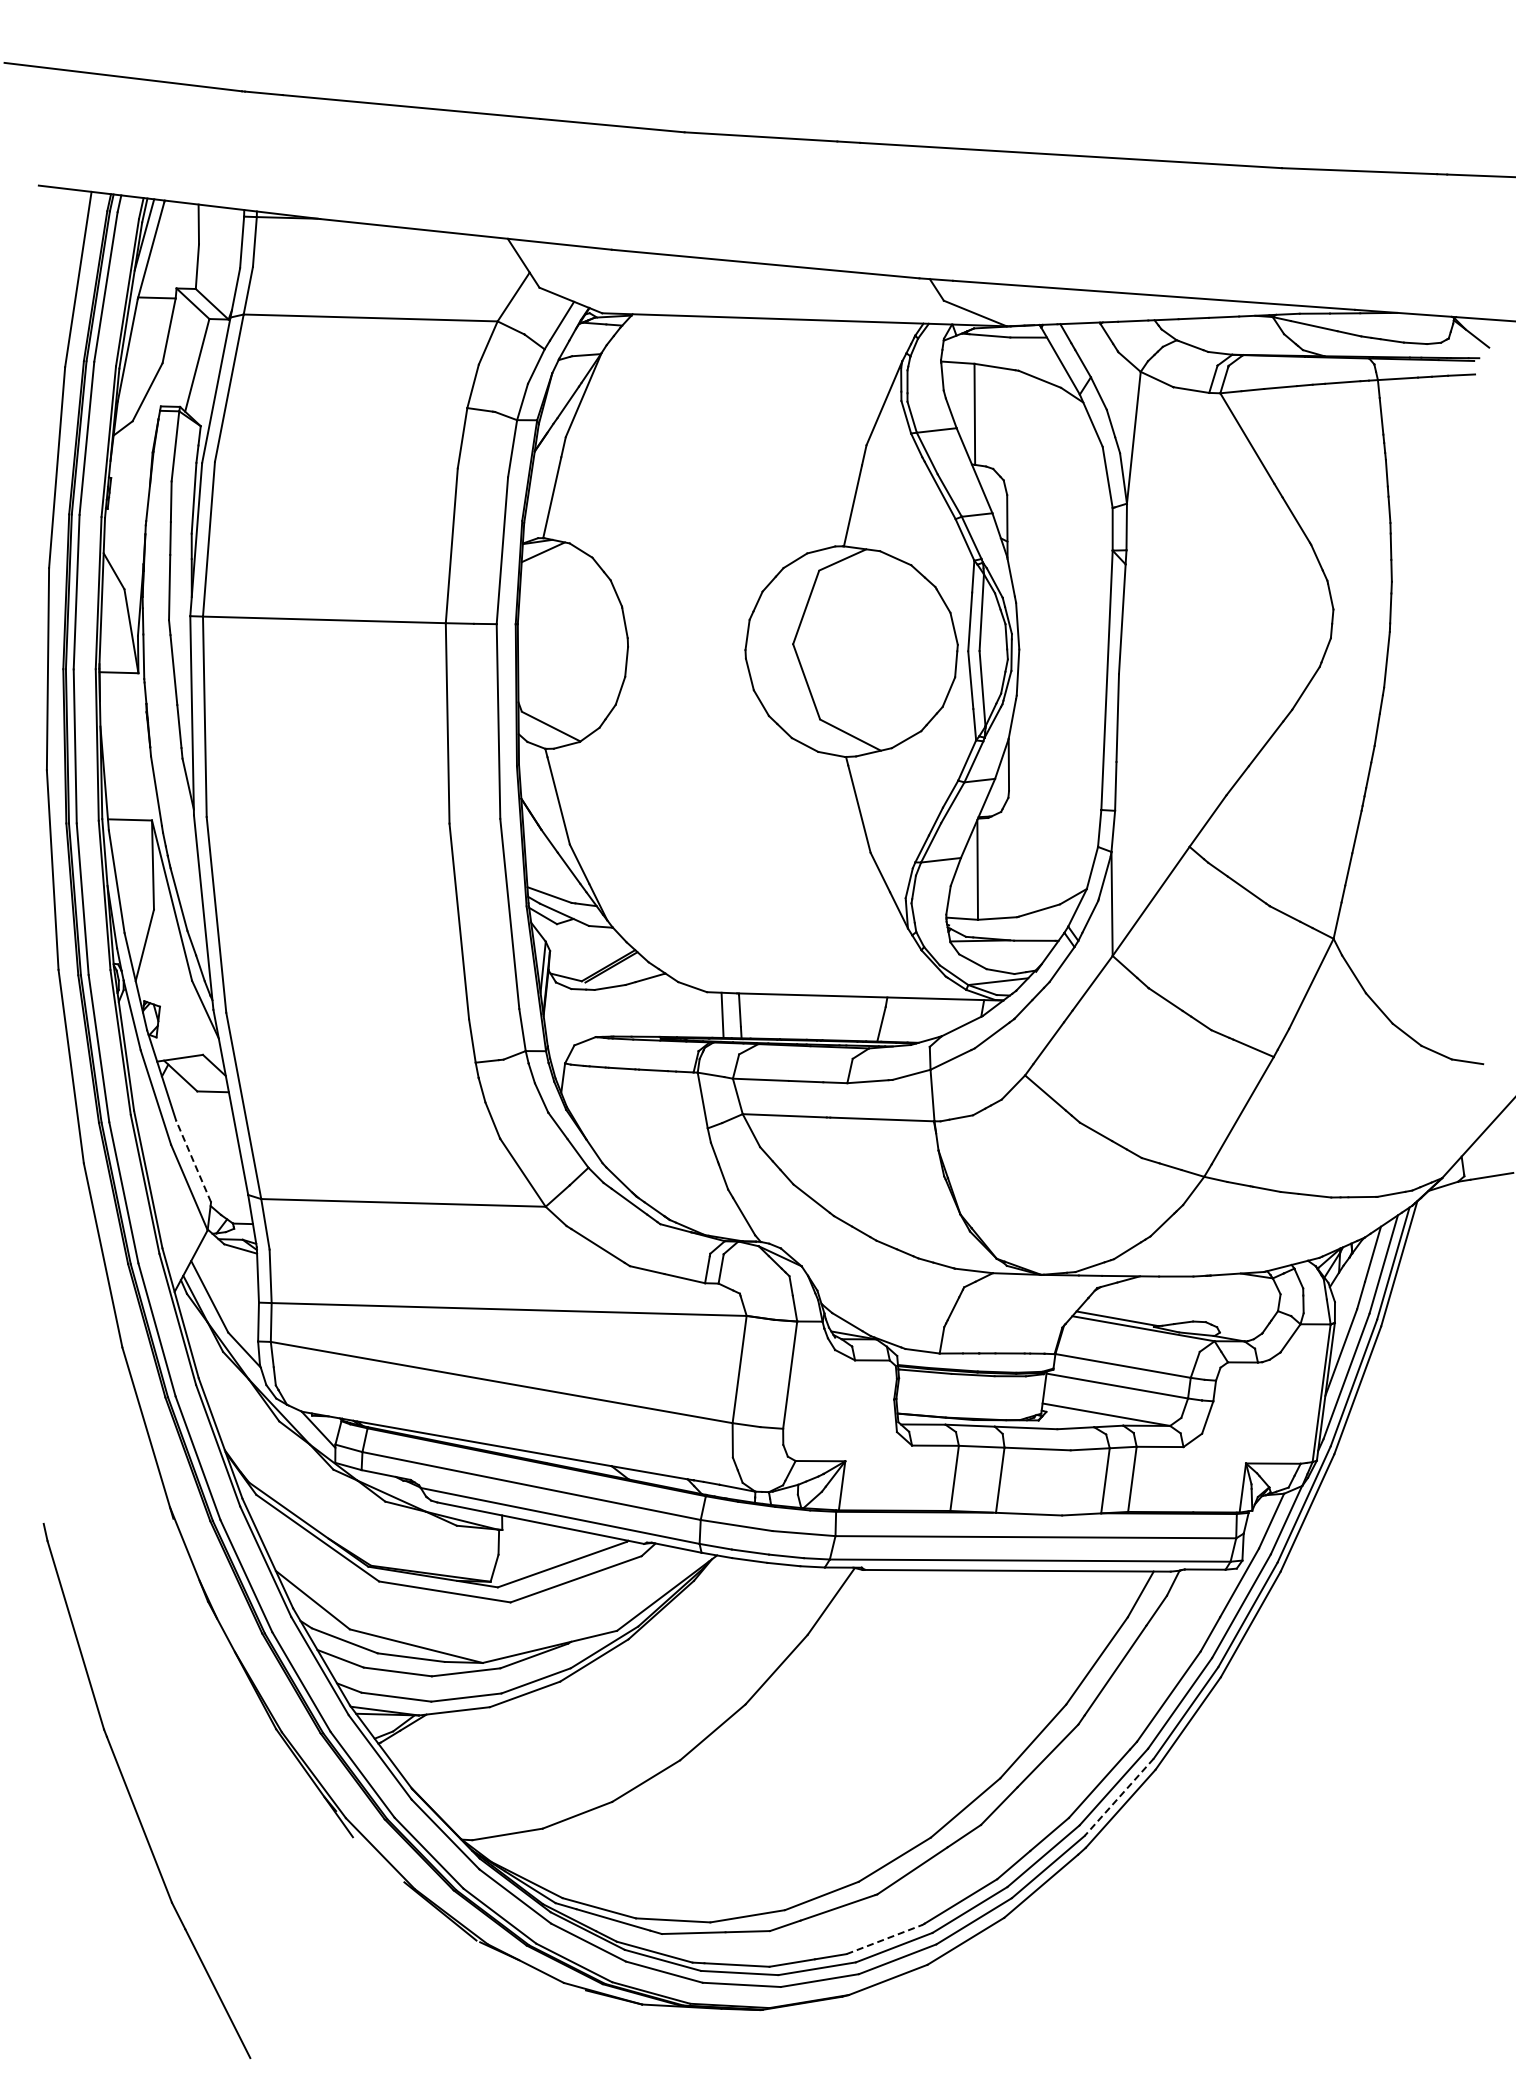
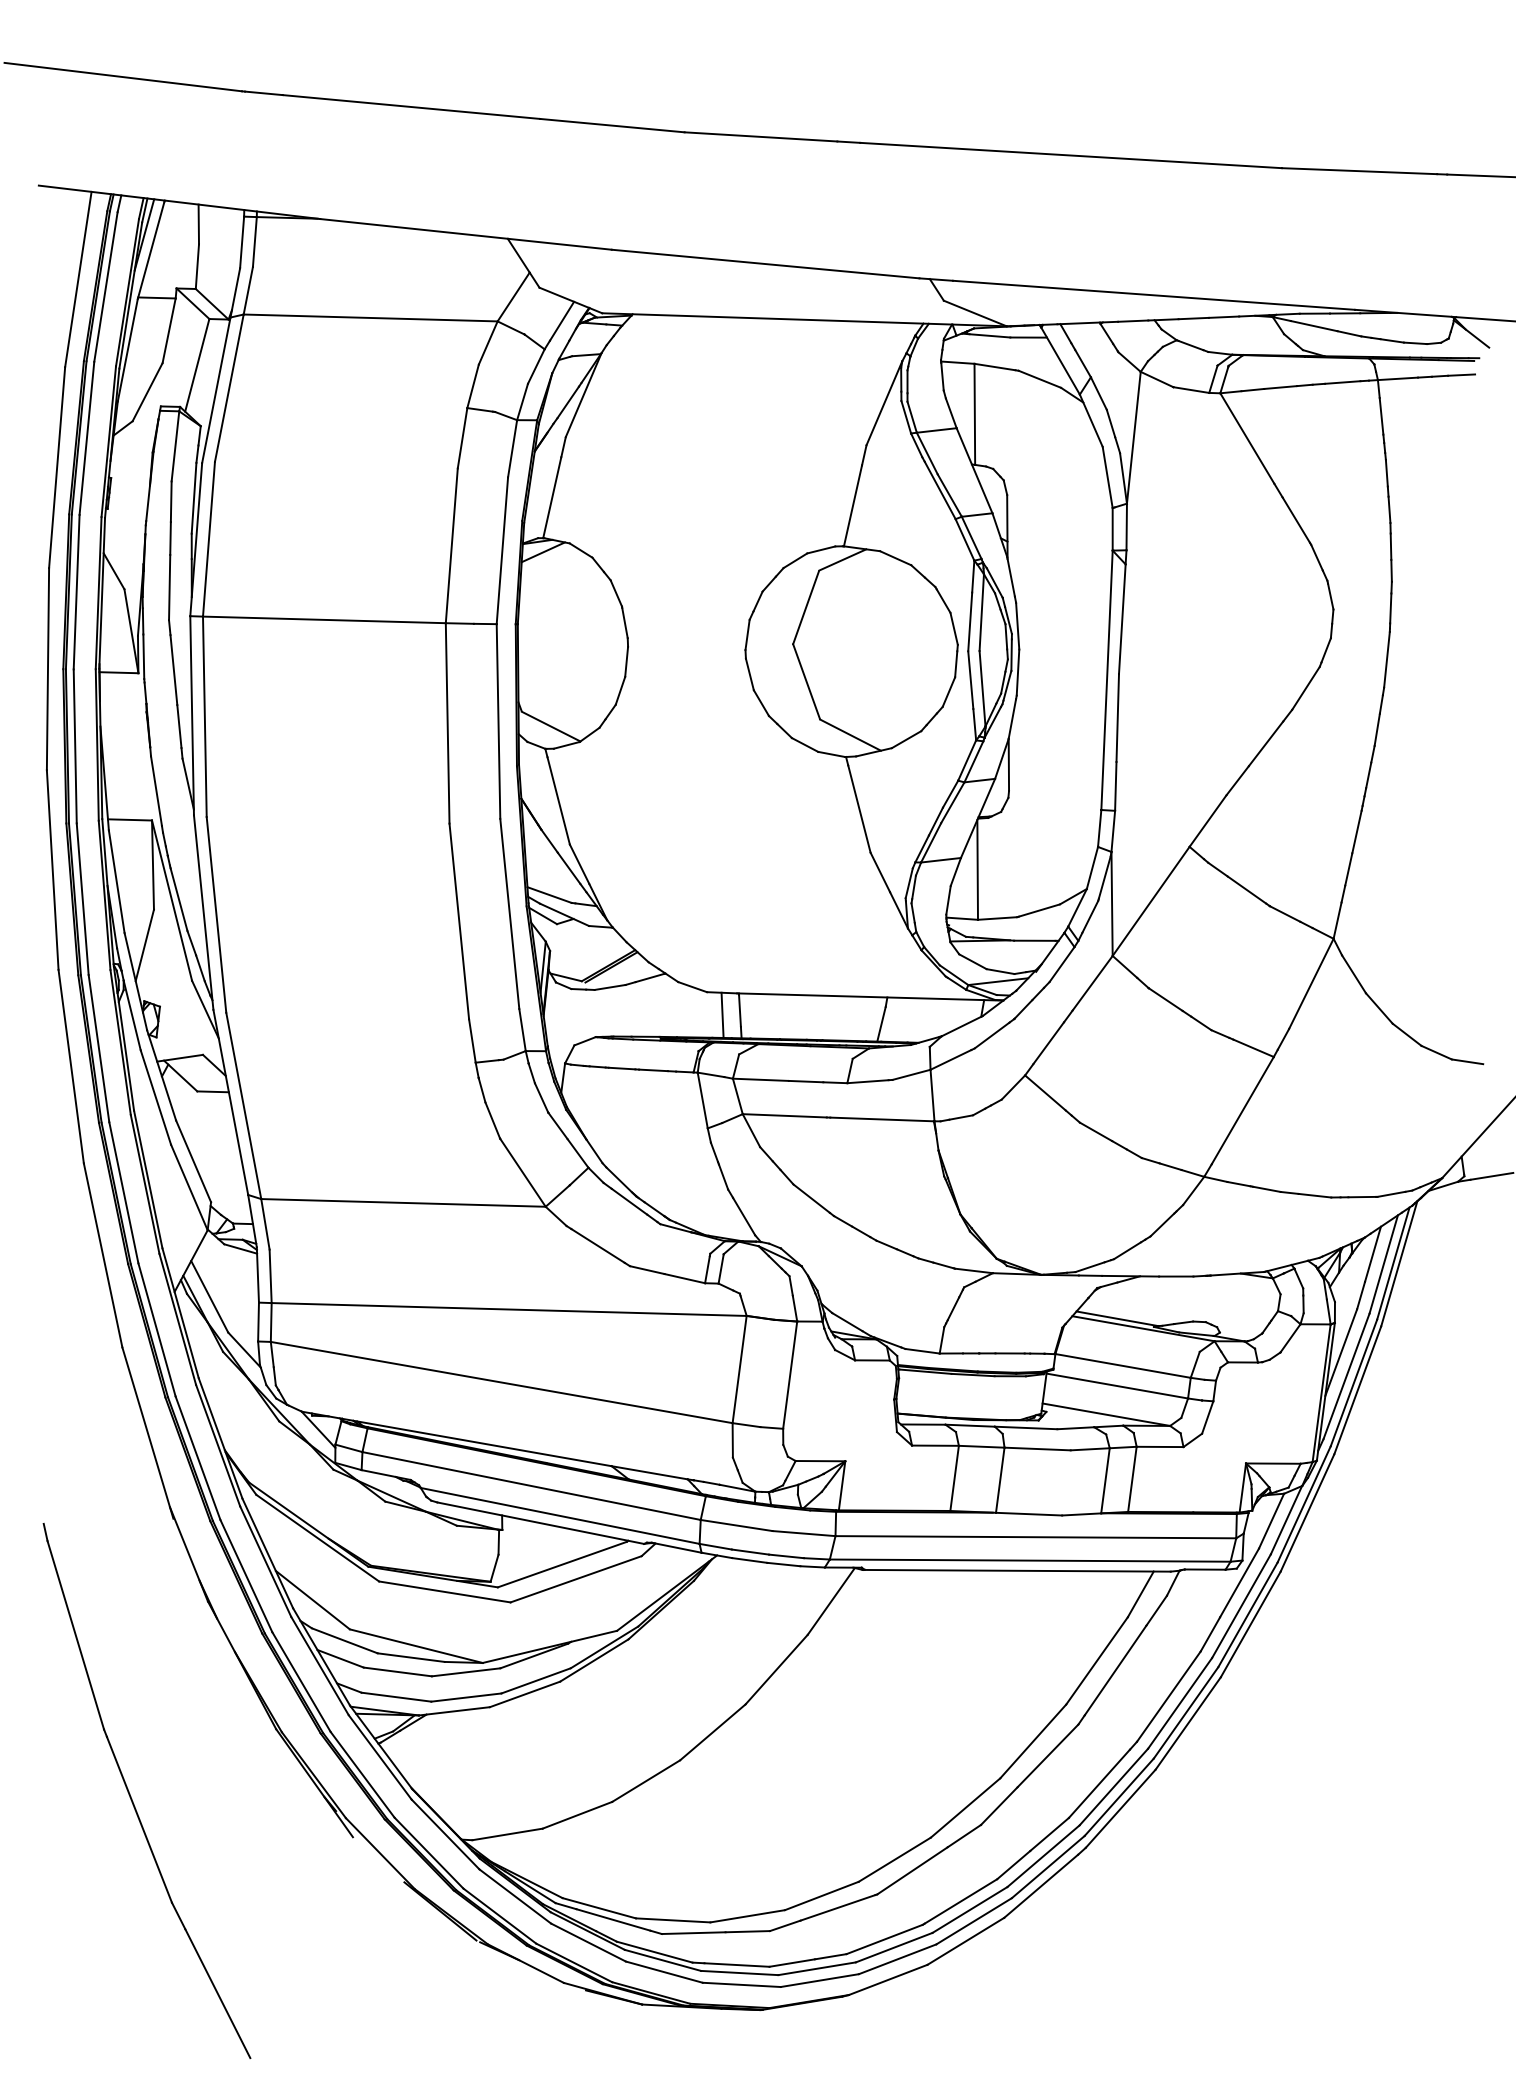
line: dashed -> solid (193, 1160)
line: dashed -> solid (1119, 1797)
line: dashed -> solid (884, 1939)
